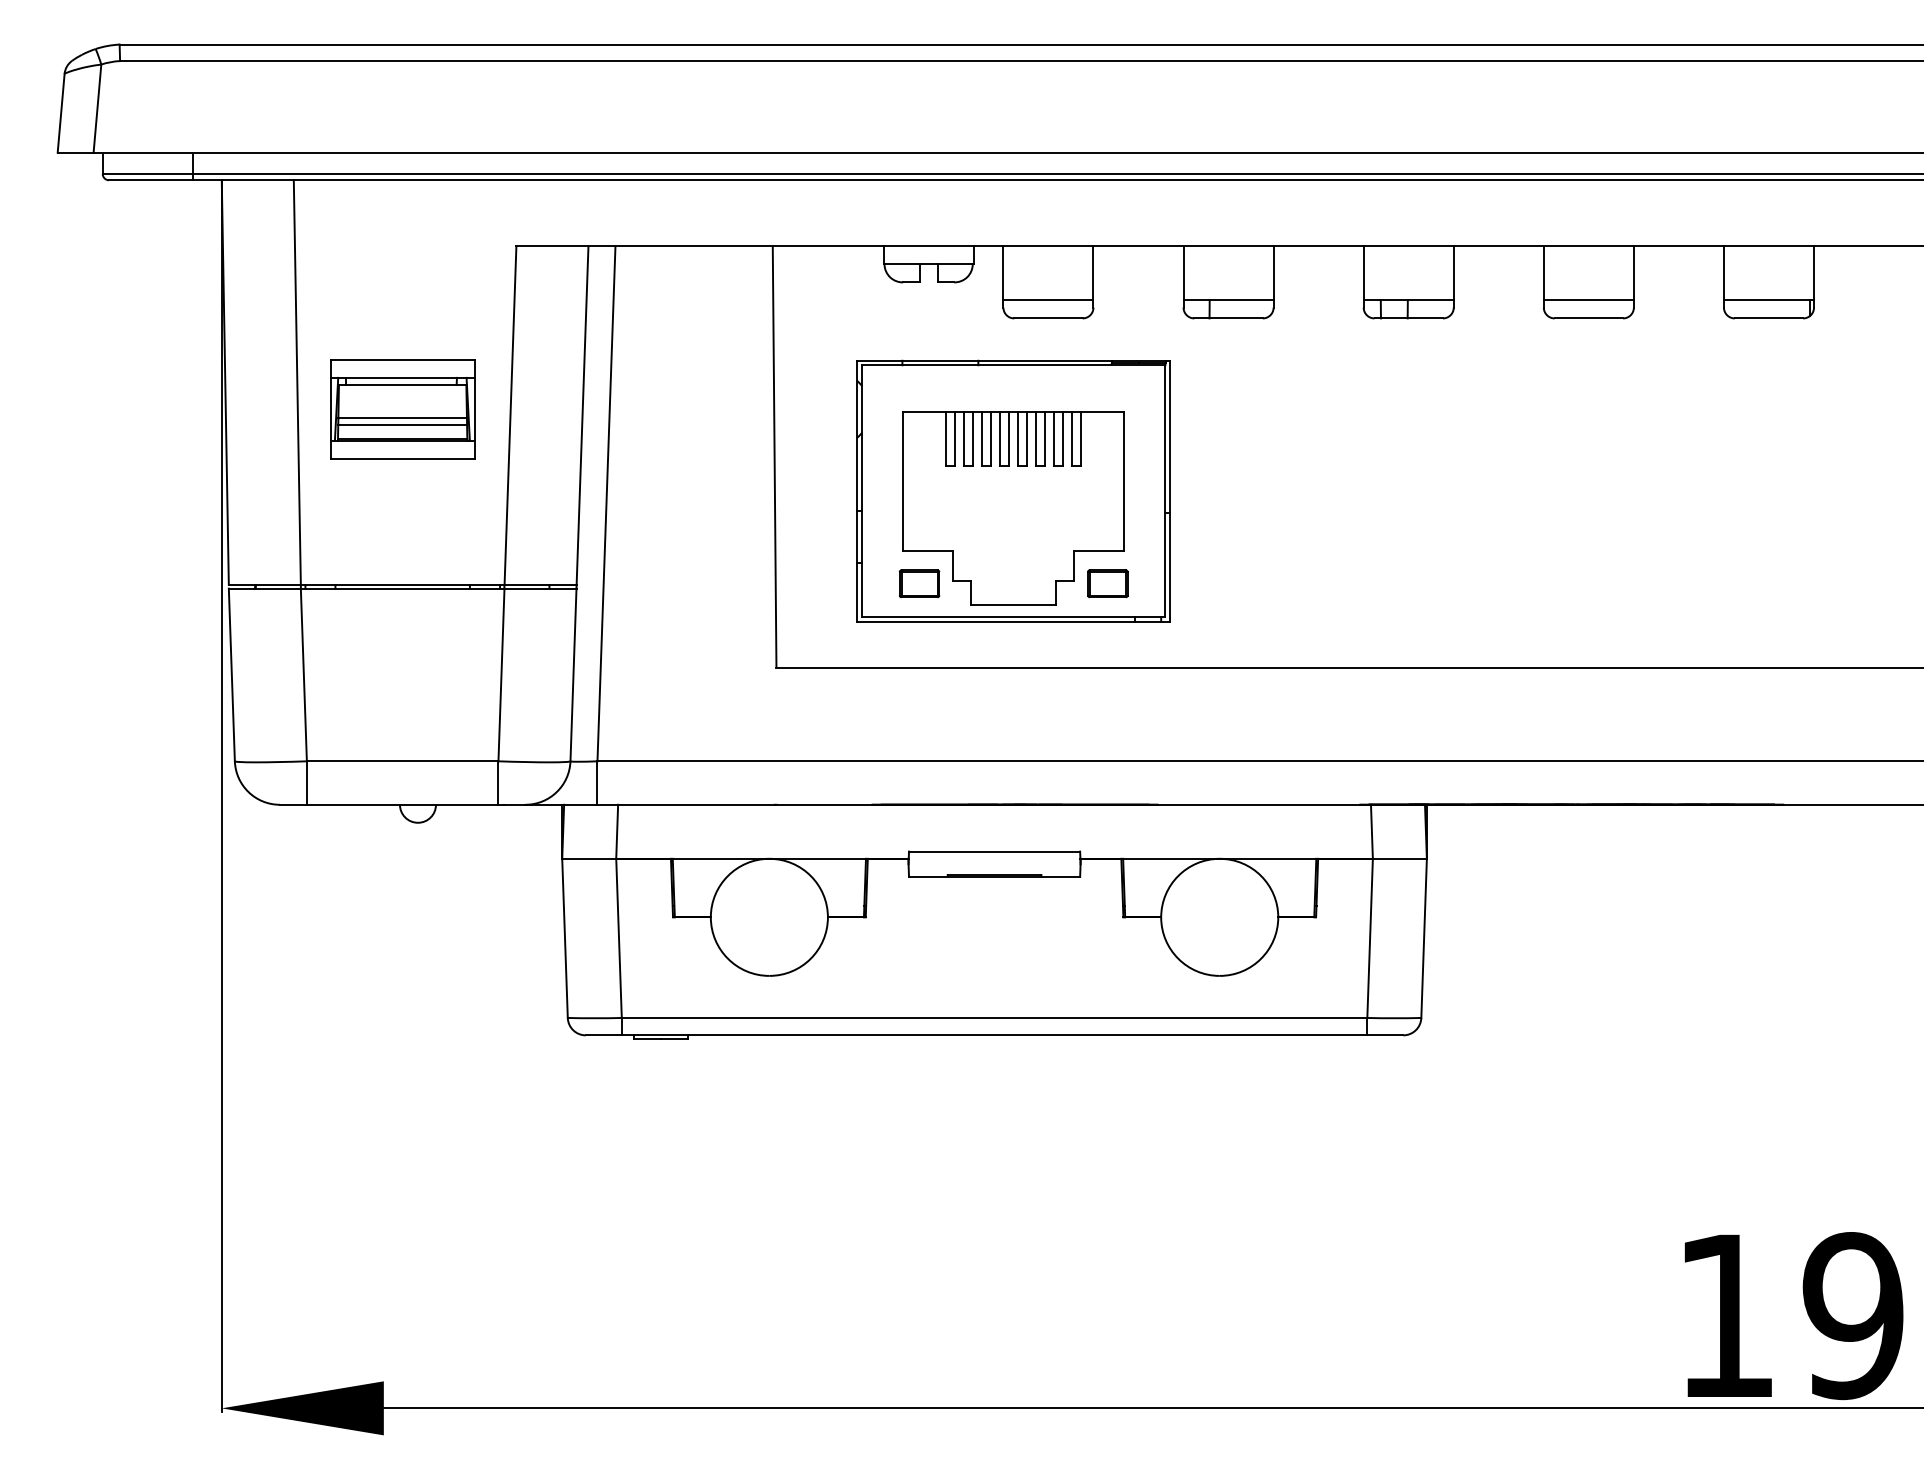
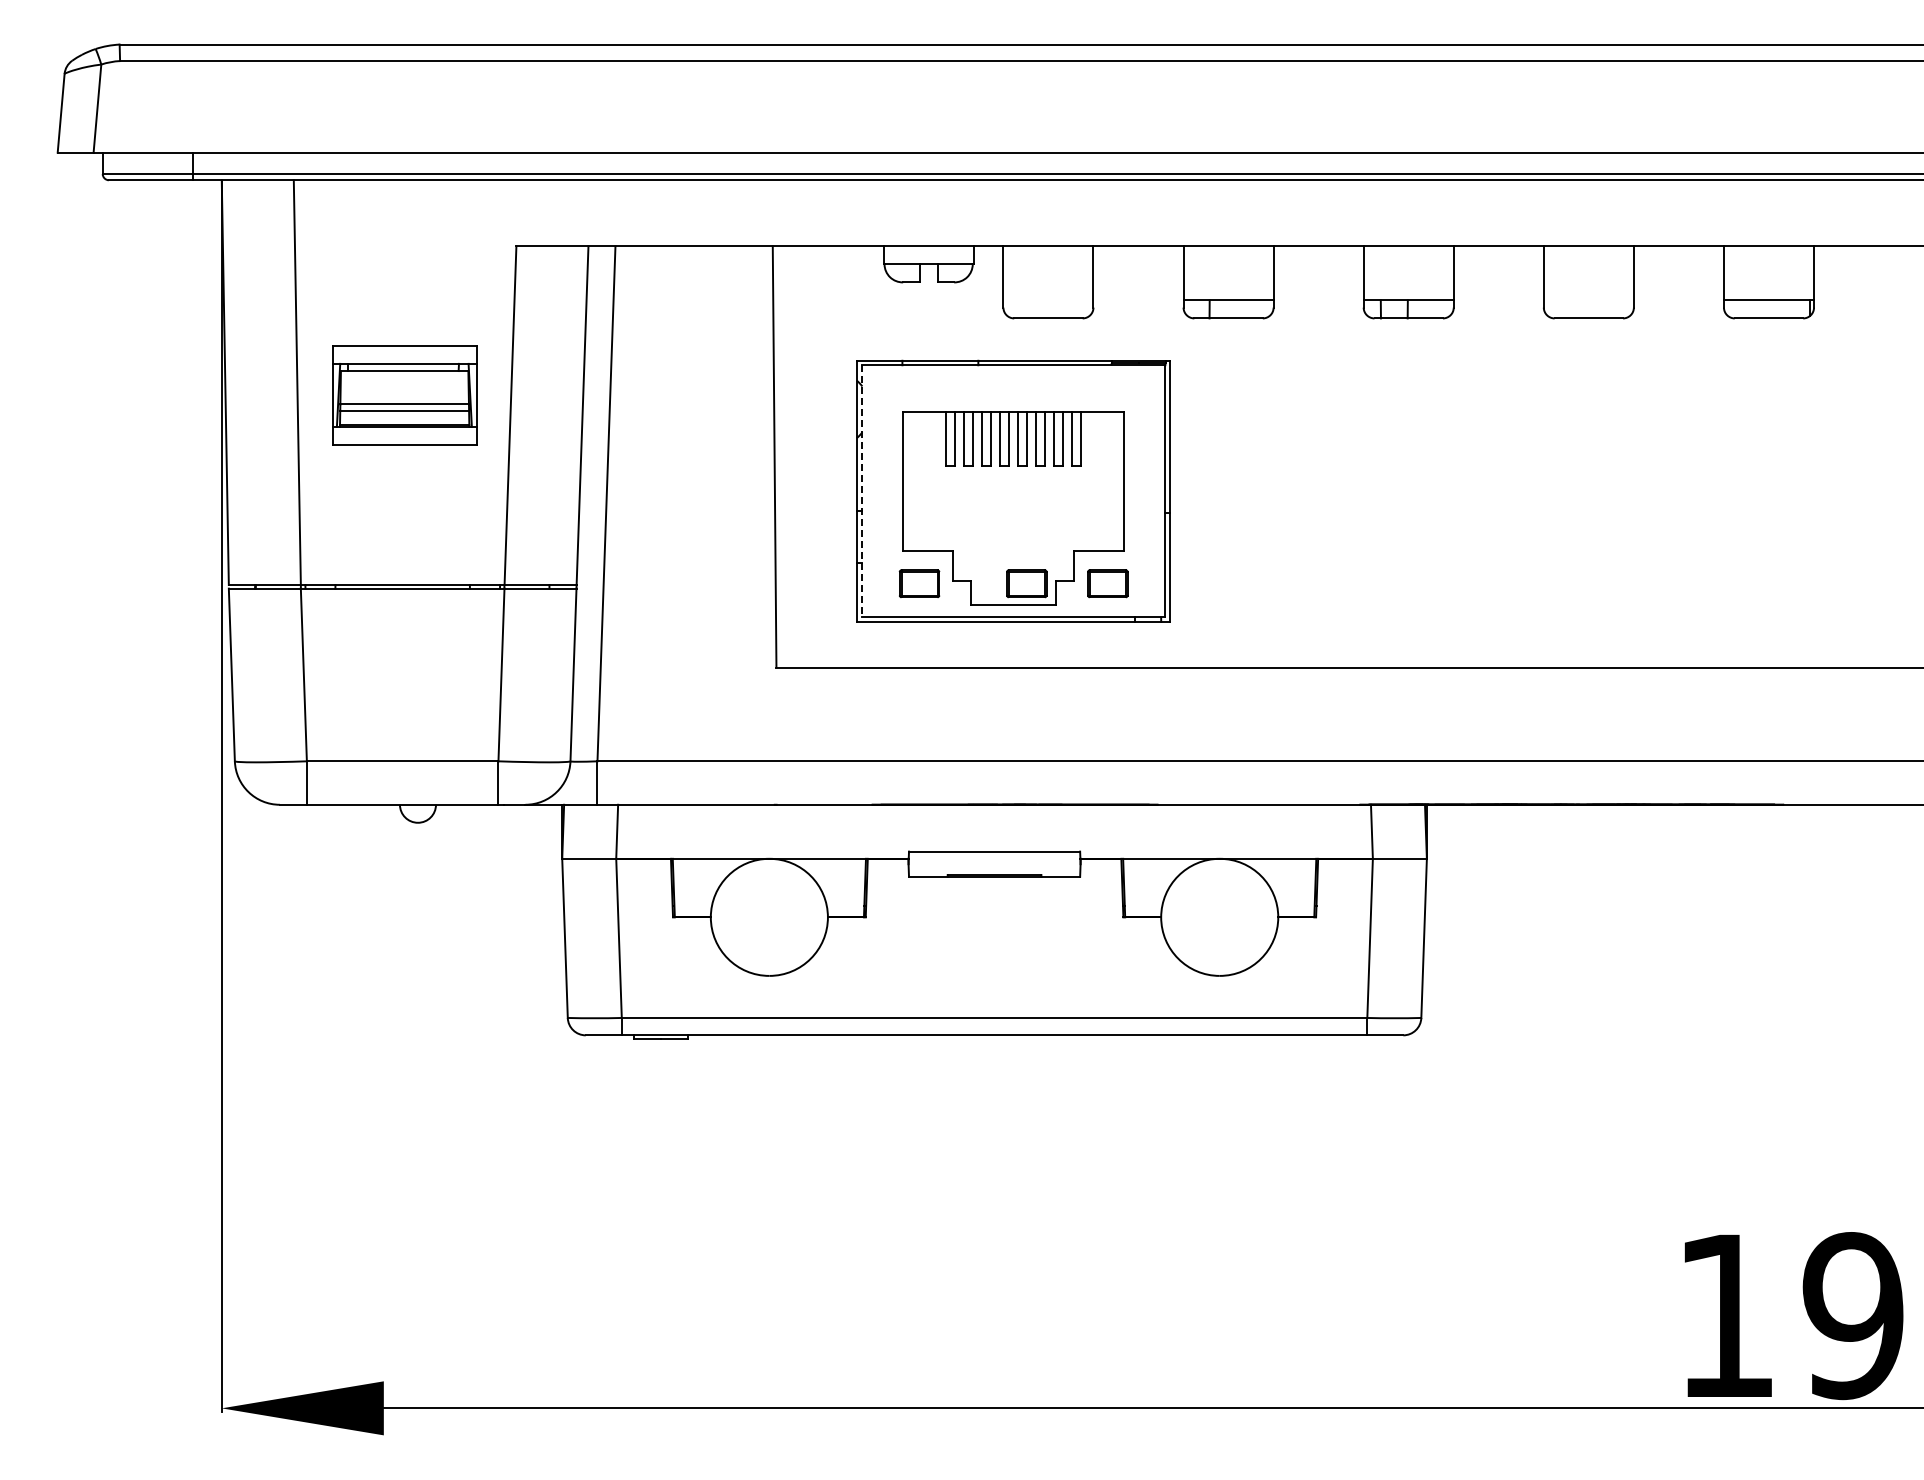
line: present -> none (1048, 300)
line: present -> none (1588, 300)
part position: (402, 409) -> (404, 395) (404, 395)
line: solid -> dashed (862, 491)
part: none -> present (1026, 583)
